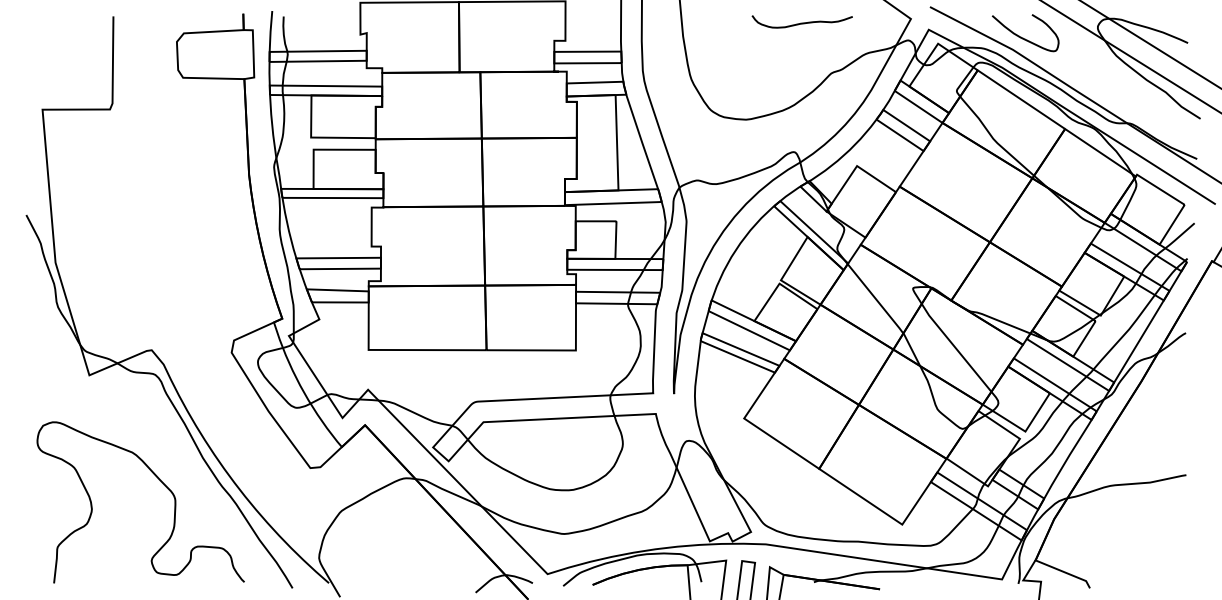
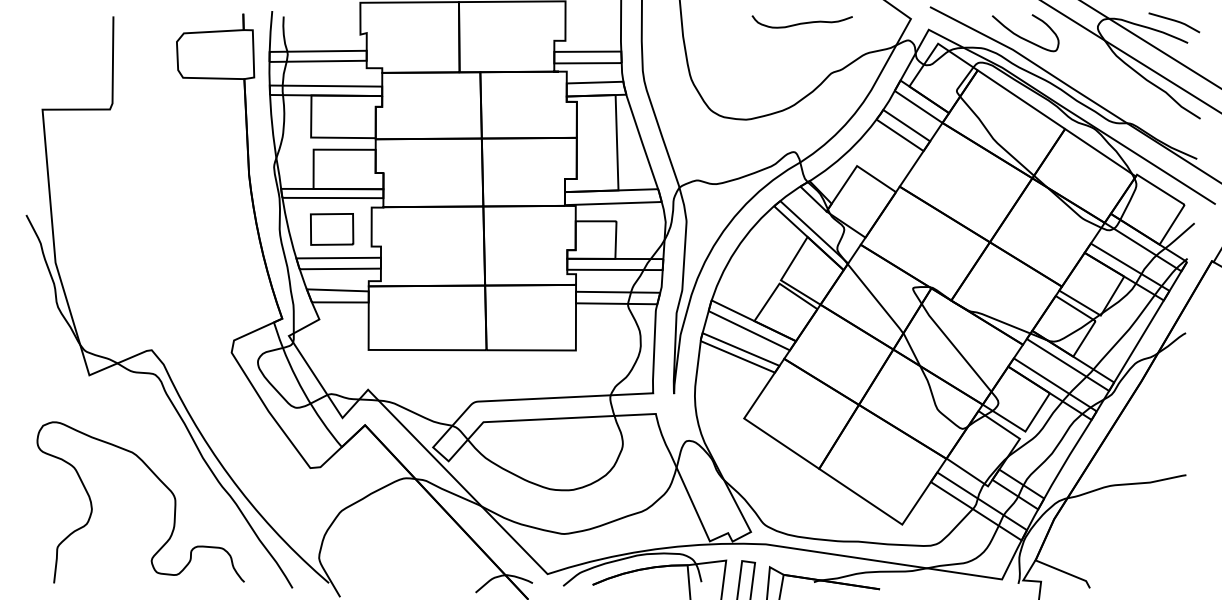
line: none -> present (1174, 21)
part: none -> present (332, 229)
